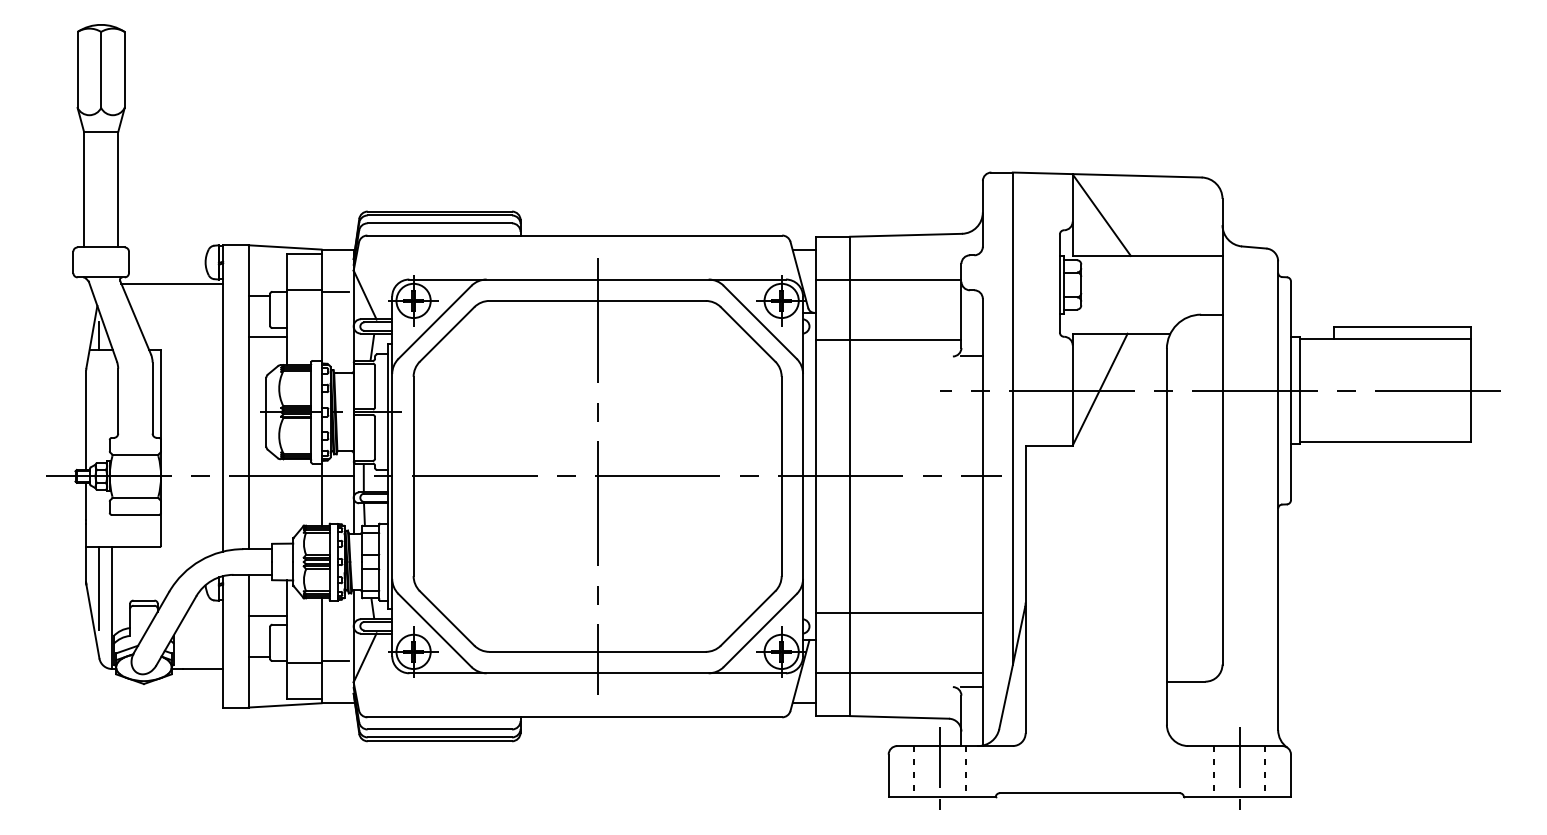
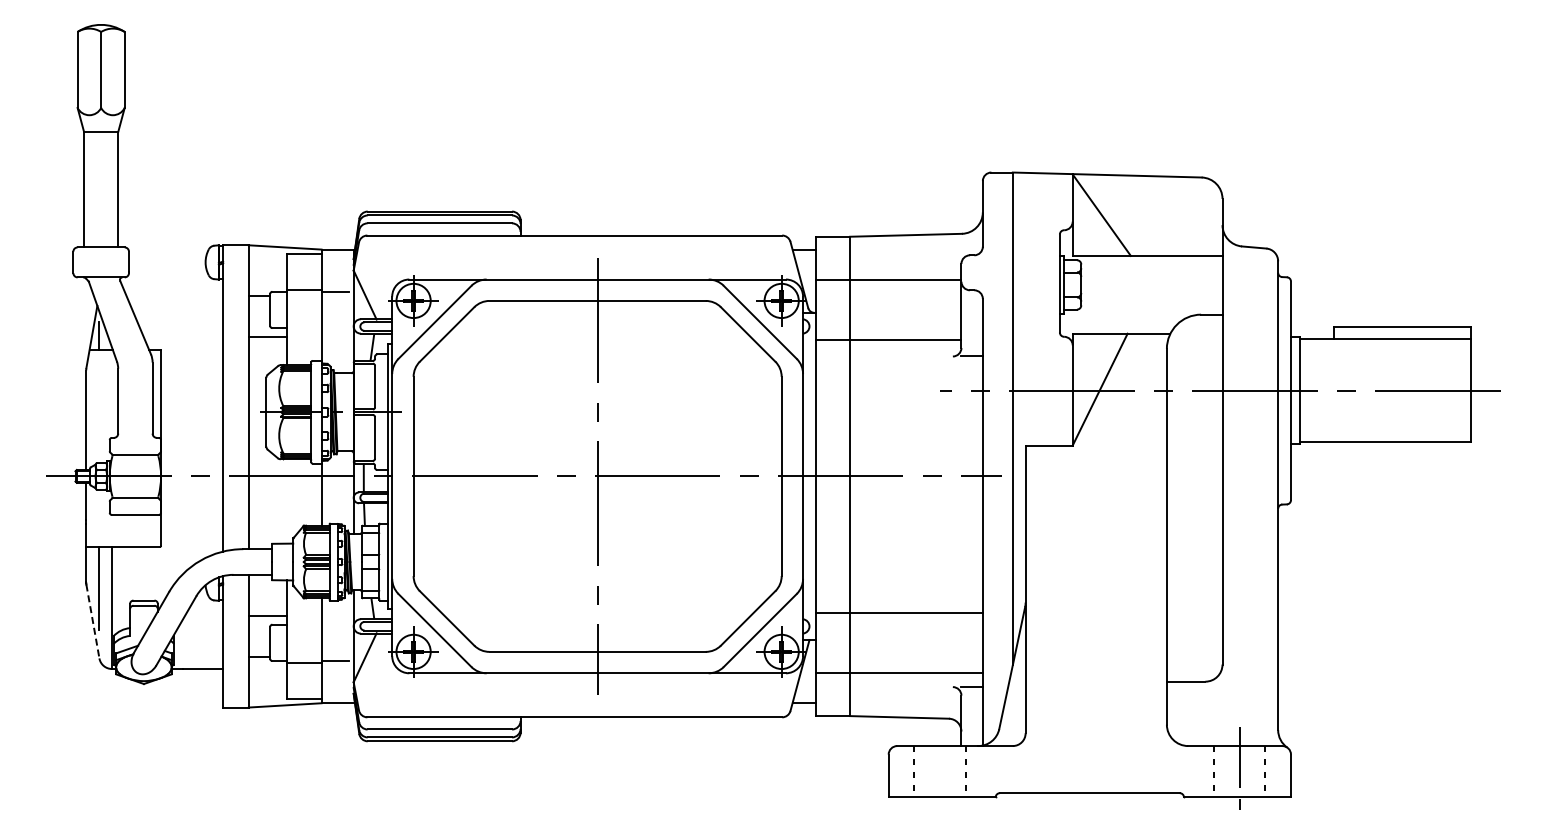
line: present -> none (172, 283)
line: solid -> dashed (92, 621)
line: present -> none (940, 769)
